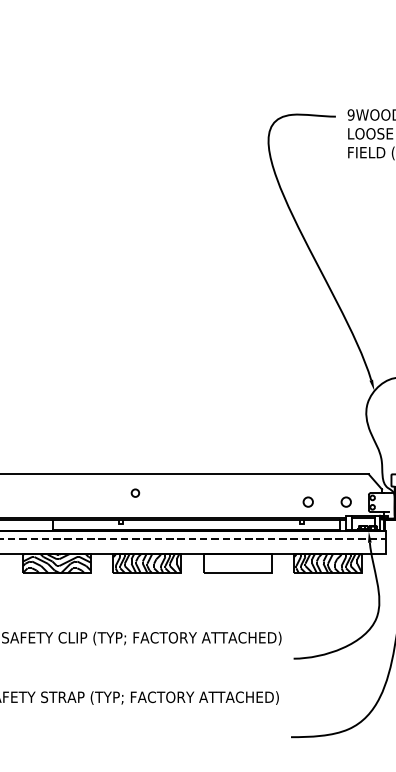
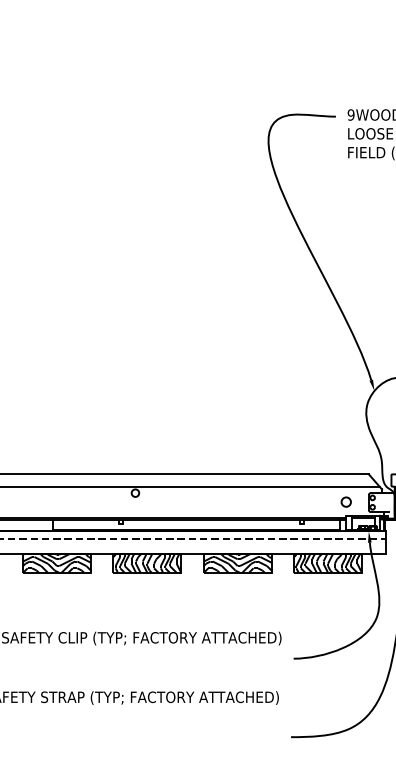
line: none -> present (190, 486)
circle: present -> none (307, 501)
hatch: none -> present (237, 563)
